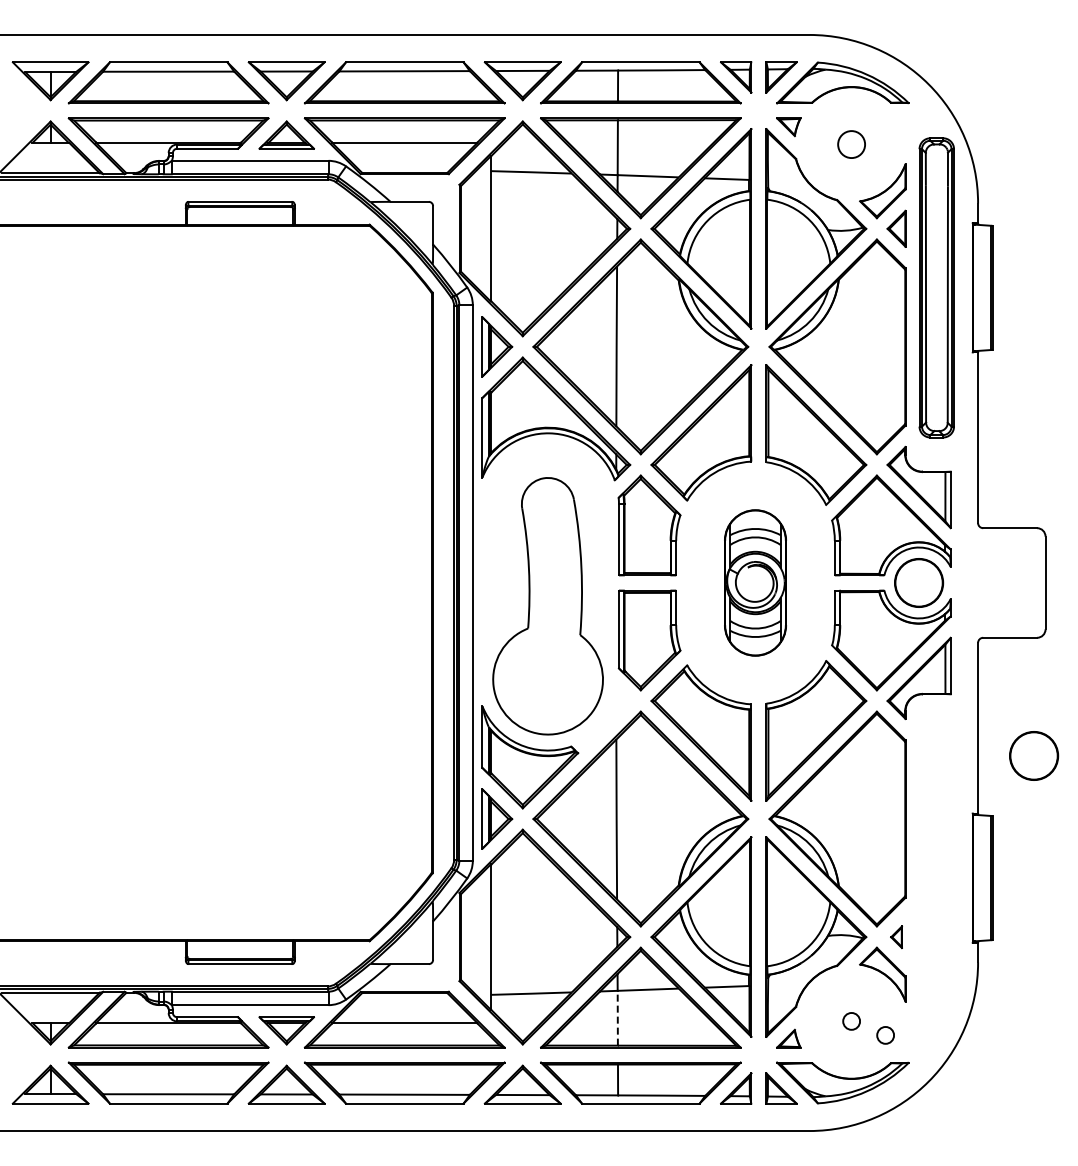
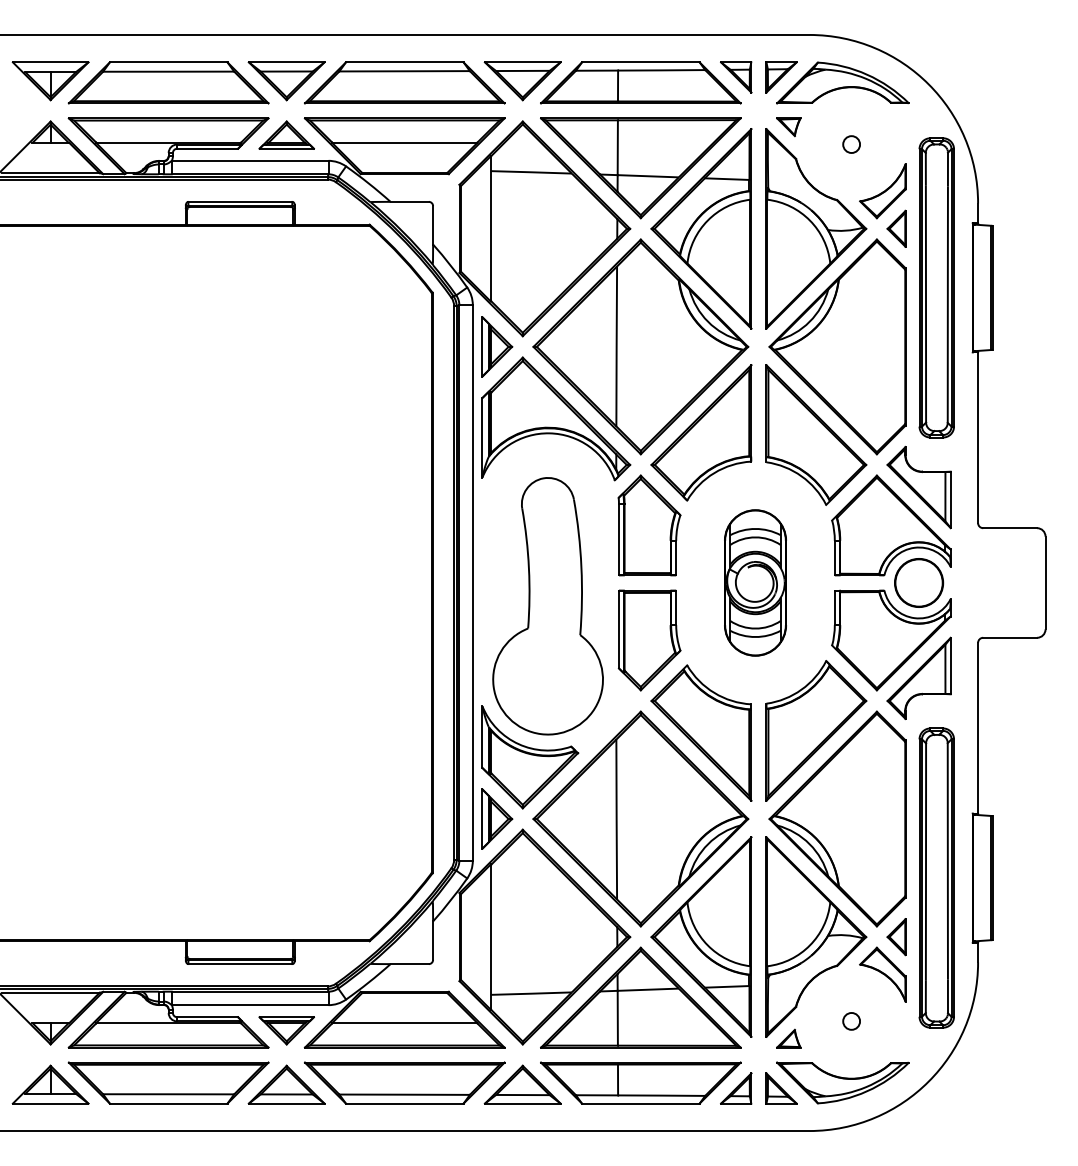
circle diameter: 27 px -> 17 px (851, 144)
circle: present -> none (1034, 755)
part: none -> present (936, 877)
part size: 13x25 px -> 21x39 px (896, 937)
line: dashed -> solid (617, 1017)
circle: present -> none (885, 1035)
